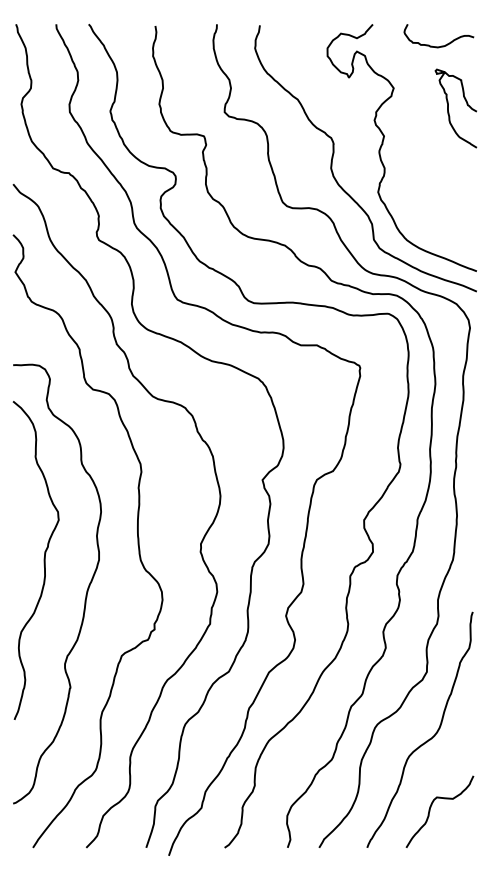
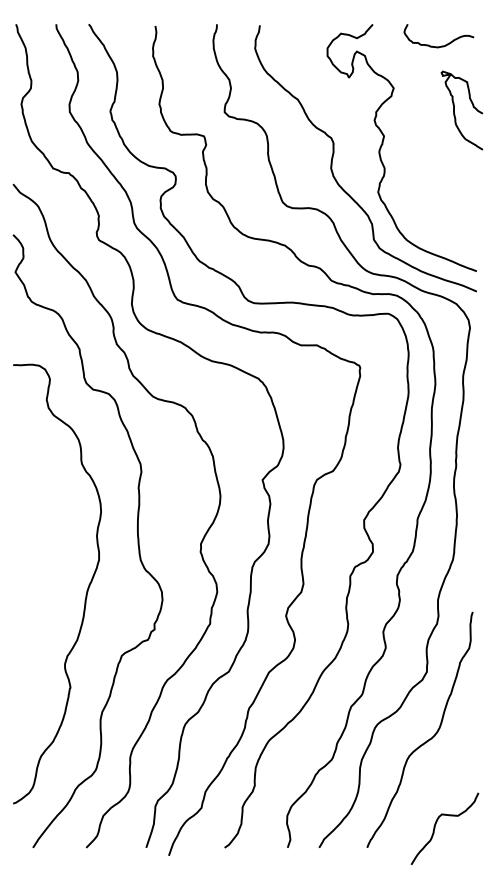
curve position: (448, 108) -> (454, 110) (454, 110)
curve: present -> none (43, 560)
curve position: (431, 807) -> (436, 824) (436, 824)
